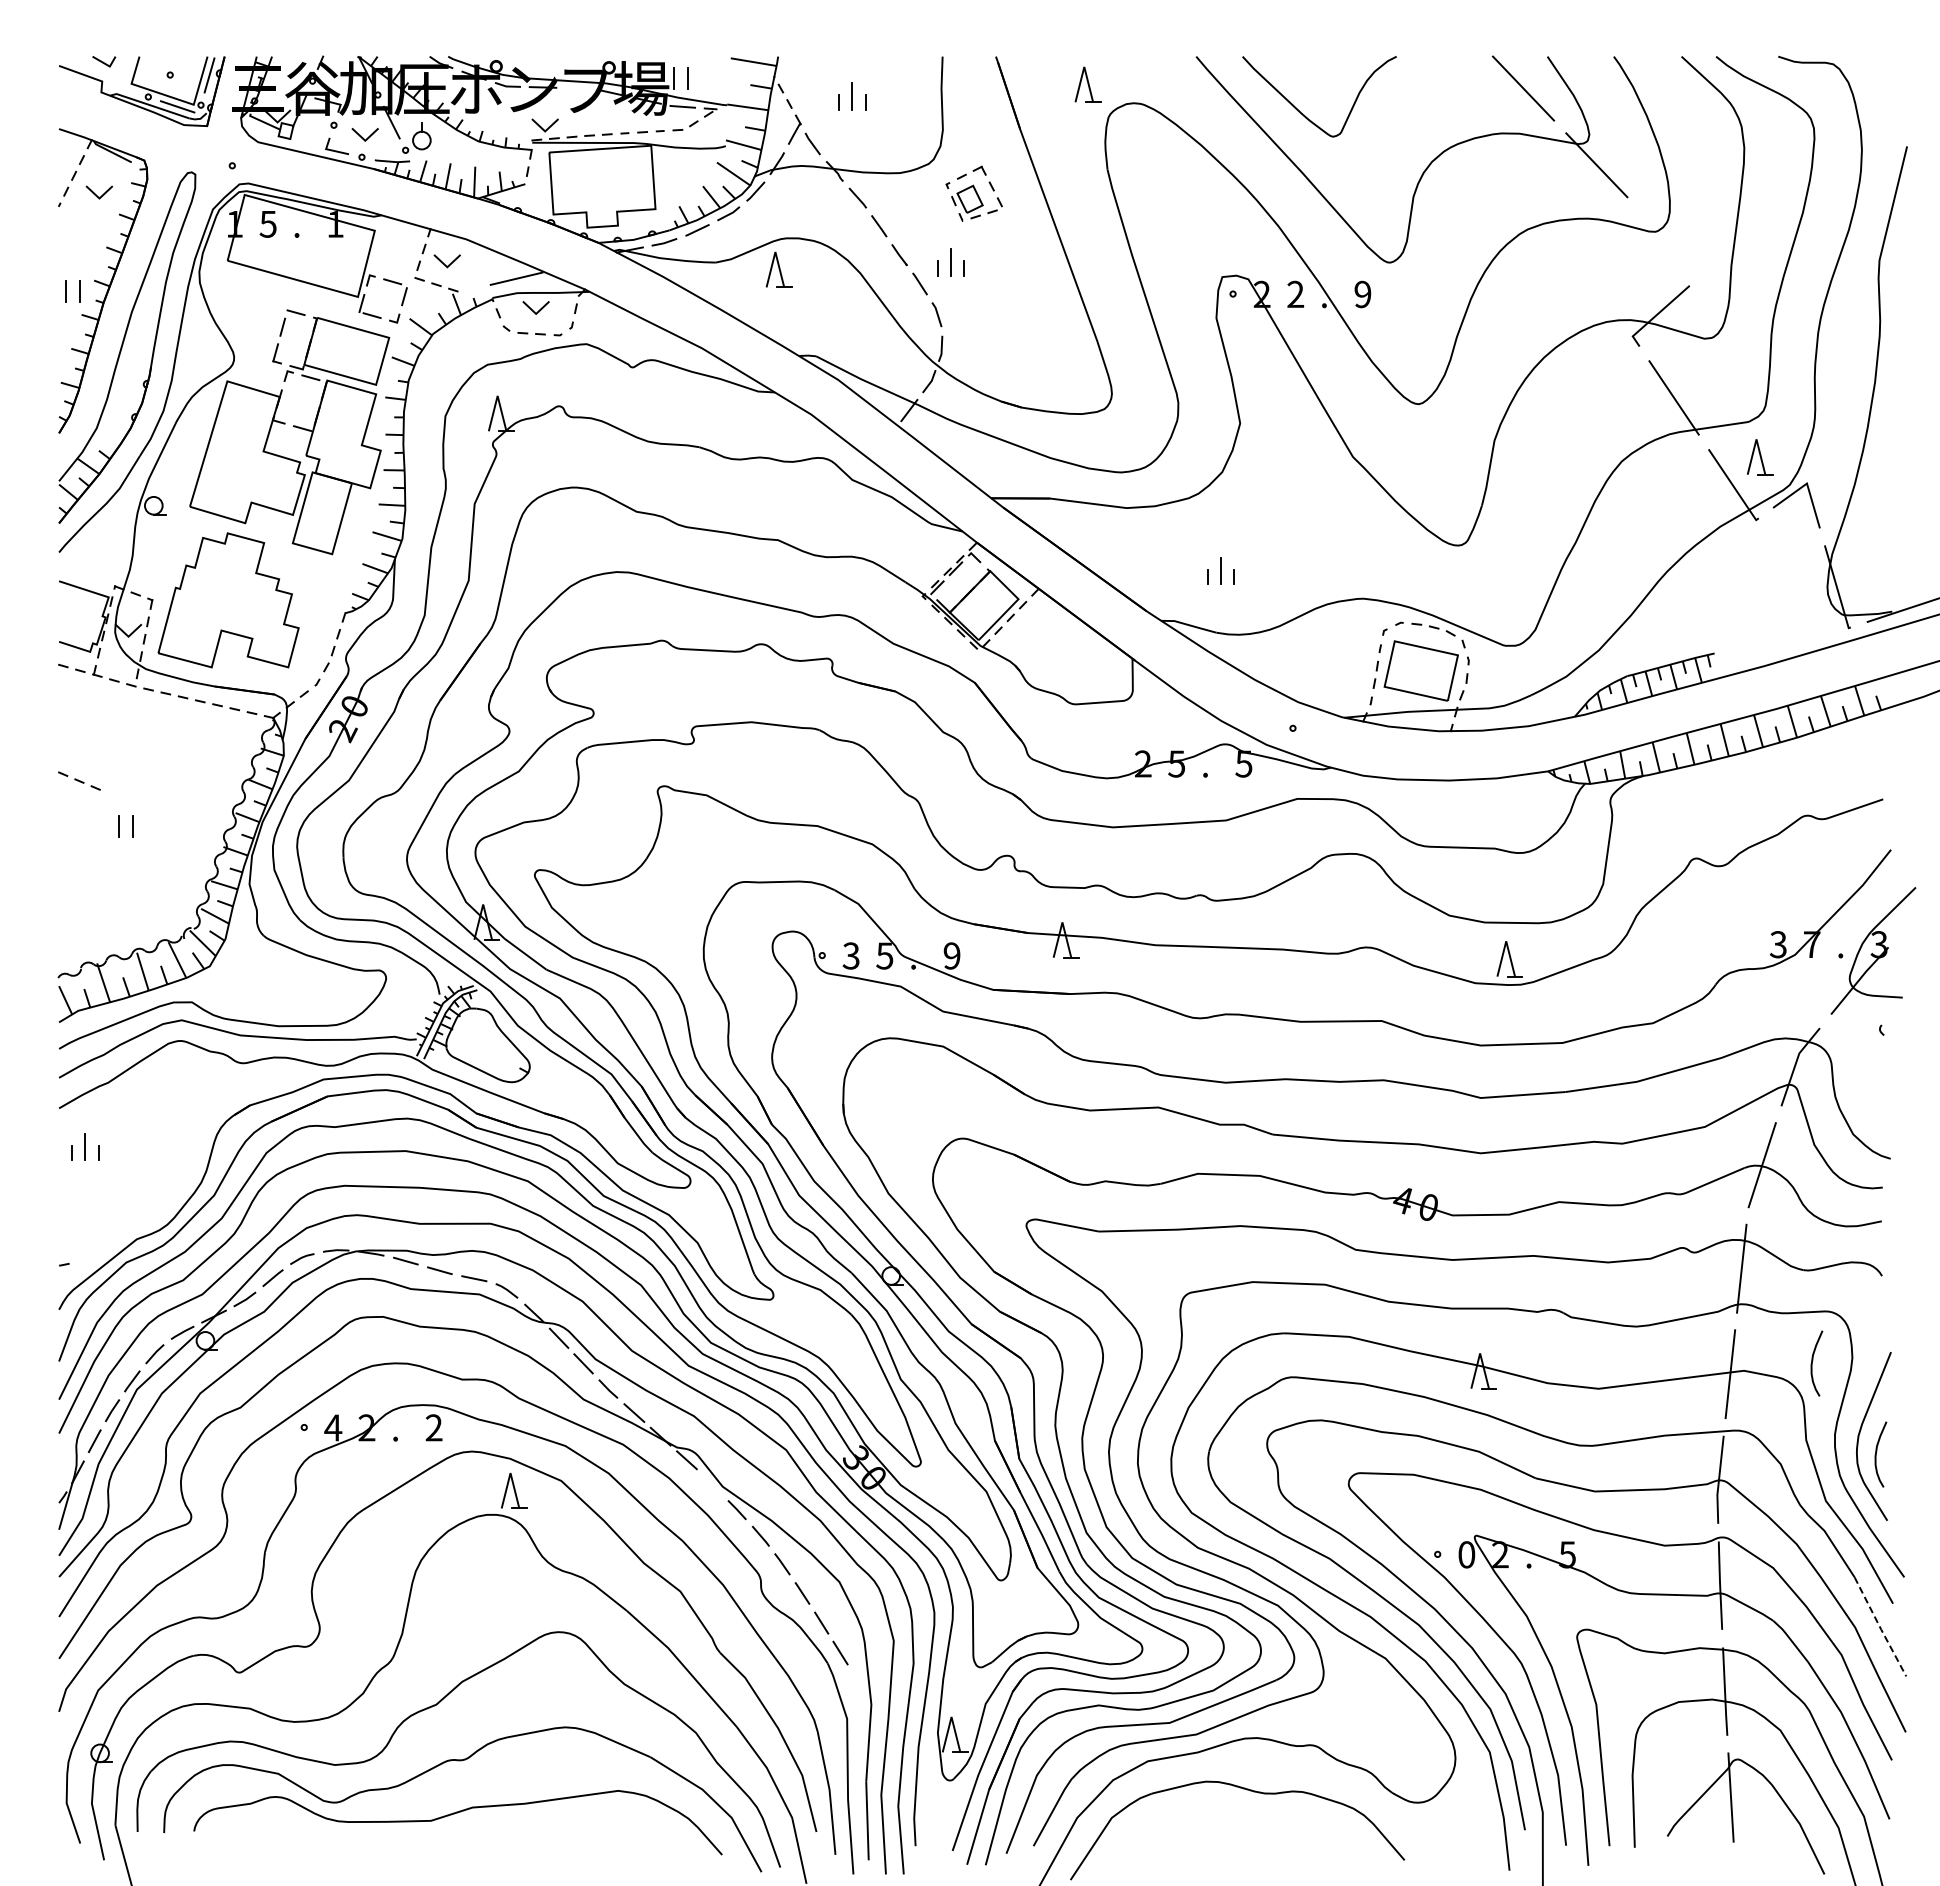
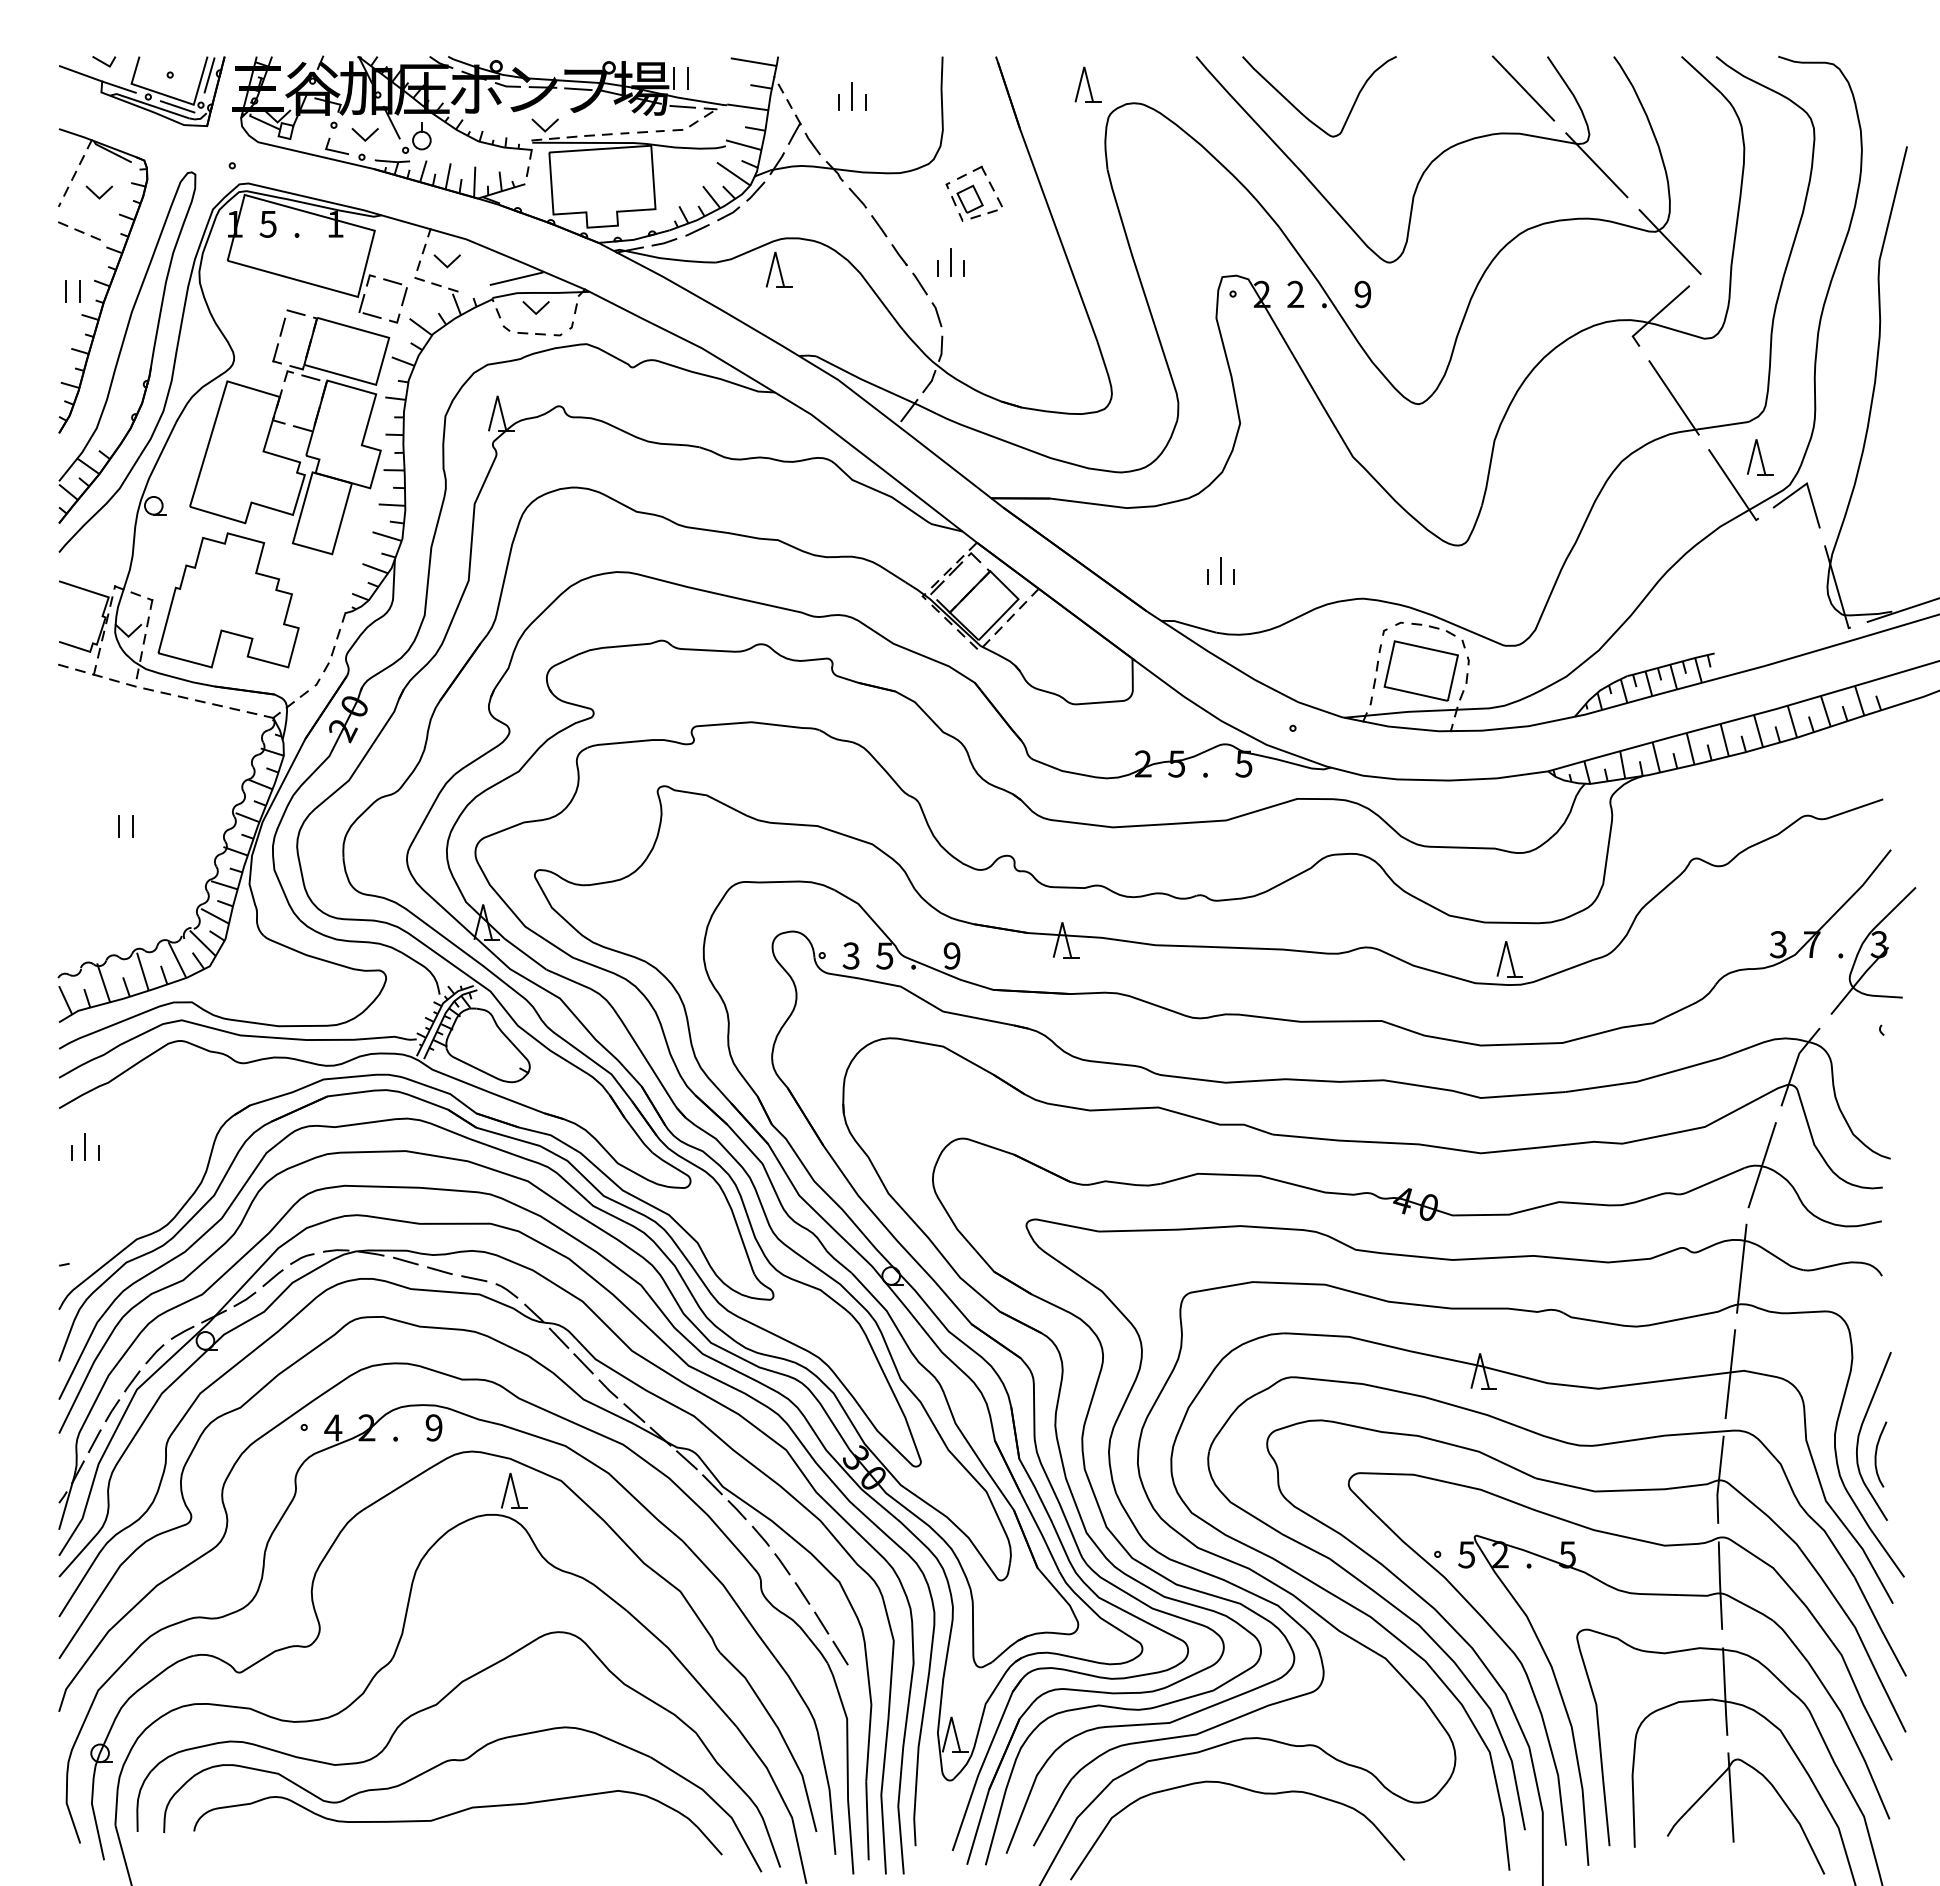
line: none -> present (118, 86)
line: none -> present (578, 89)
line: none -> present (1669, 241)
part position: (79, 780) -> (79, 230) (79, 230)
curve: present -> none (1812, 1363)
text: 2 -> 9 (433, 1427)
line: none -> present (712, 1484)
text: 0 -> 5 (1466, 1554)
line: dashed -> solid (1880, 1627)
